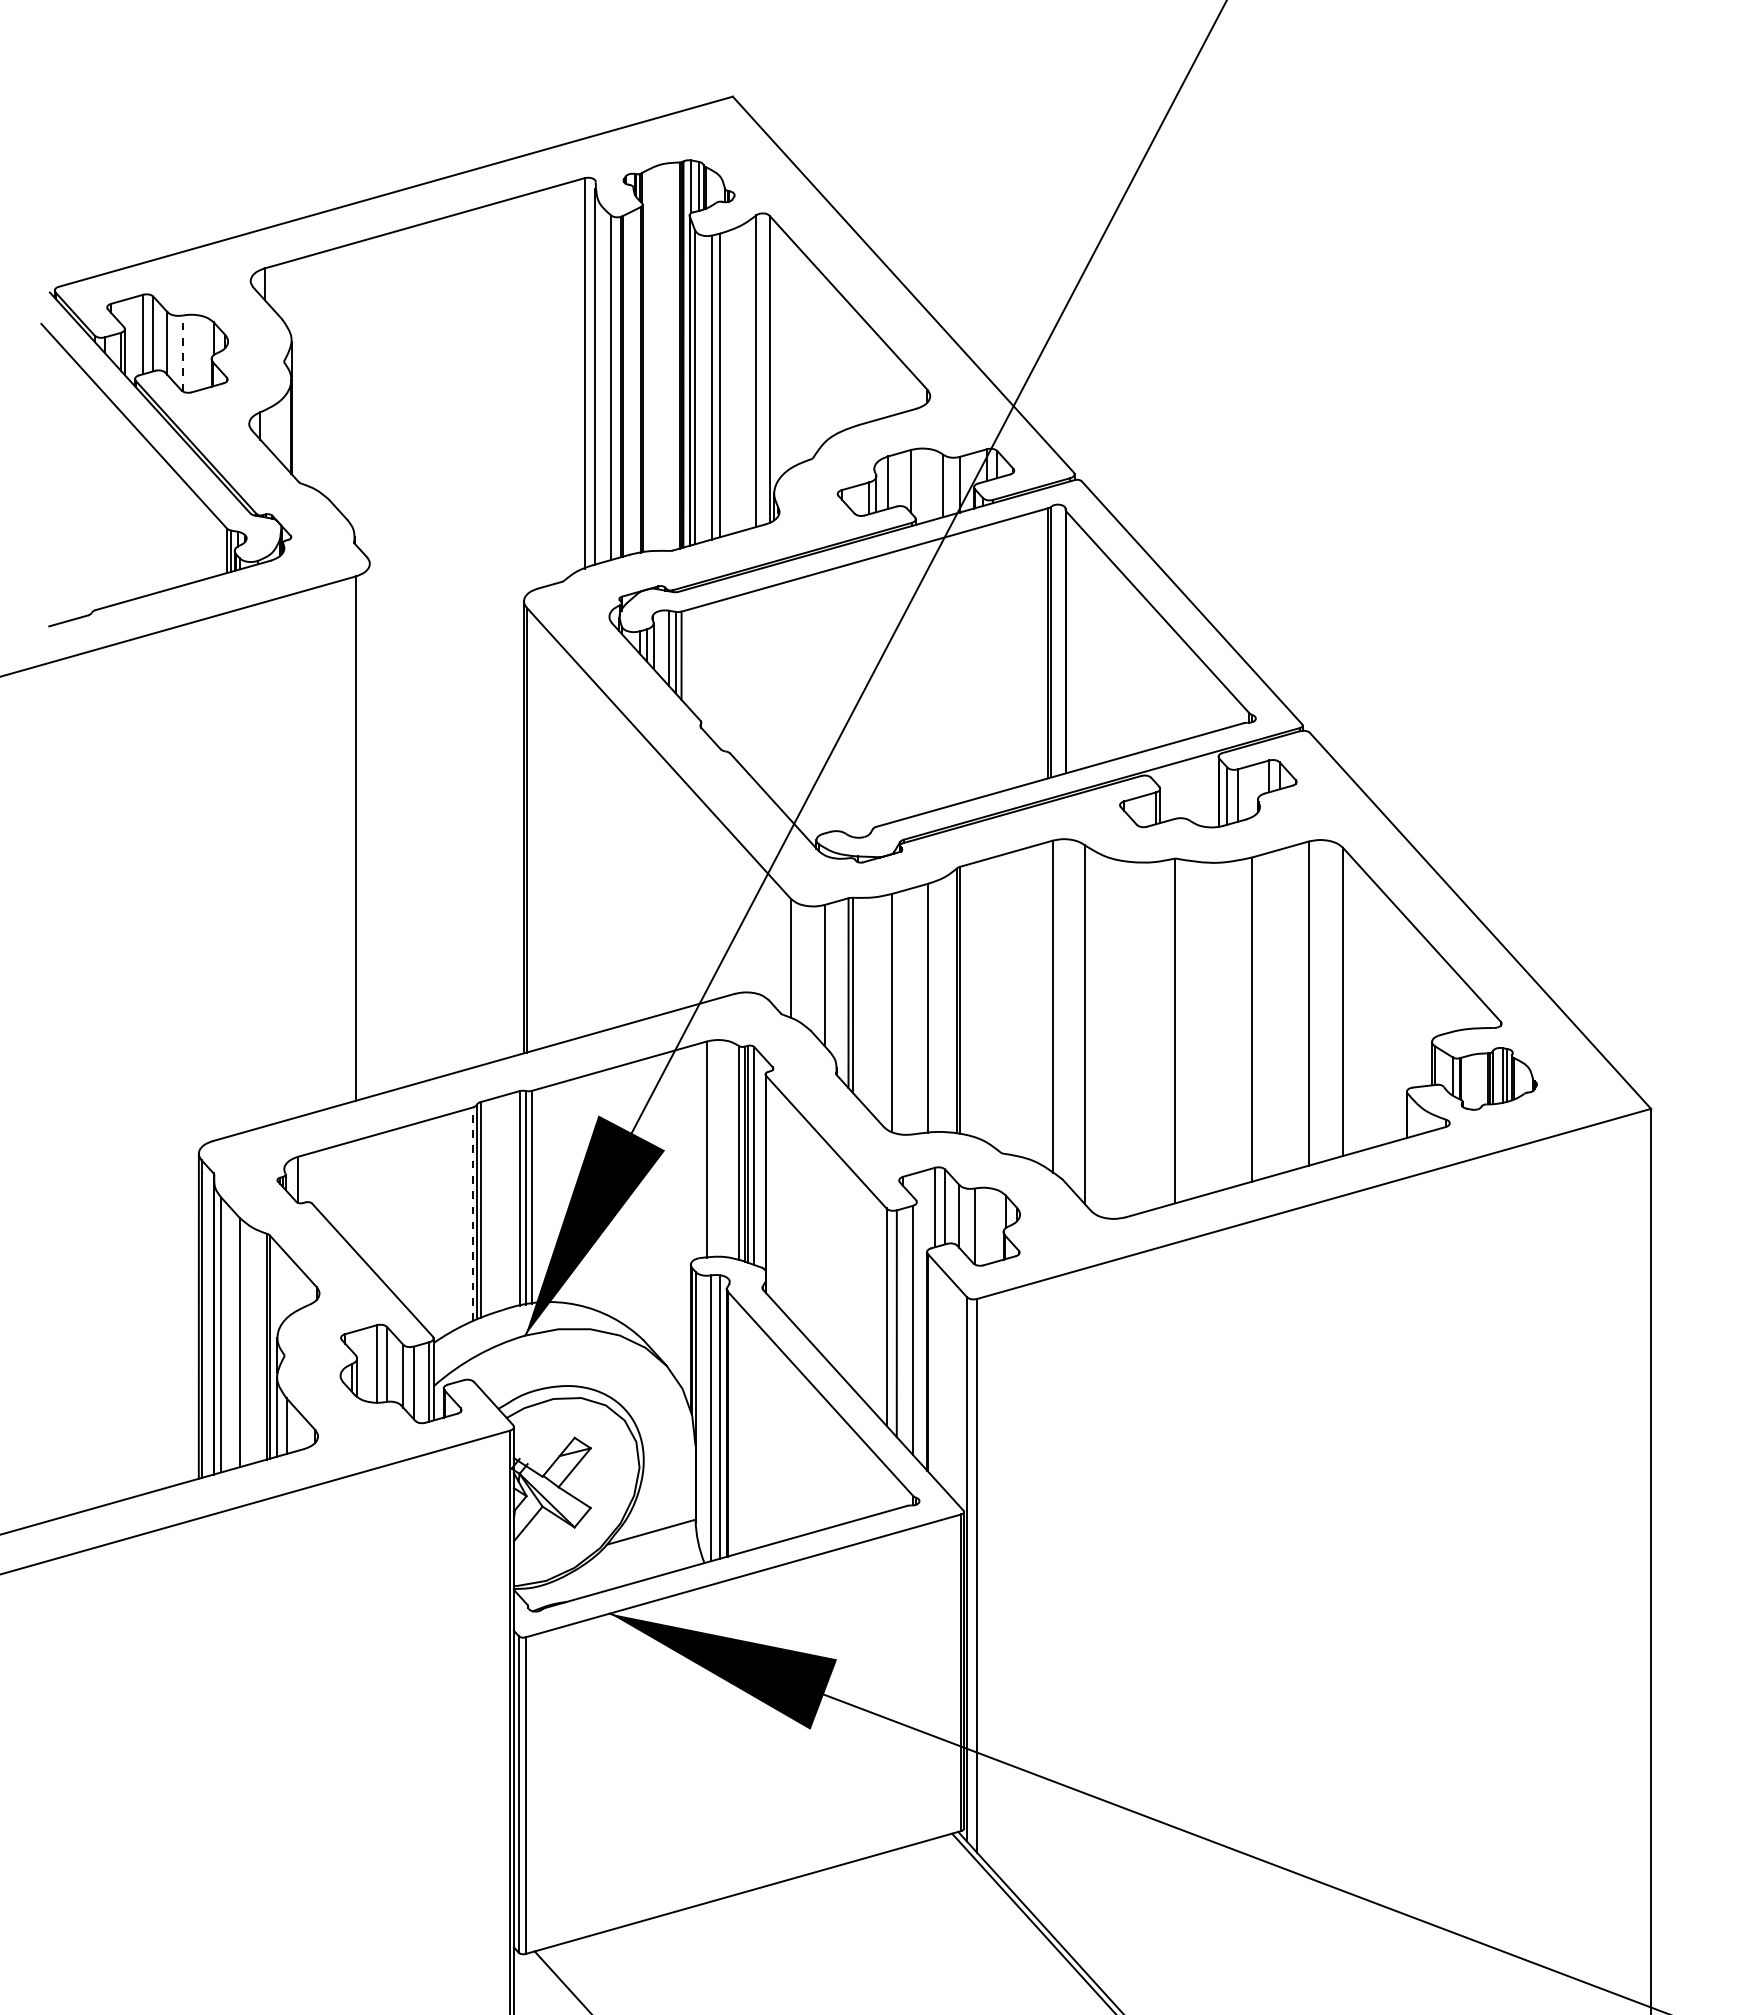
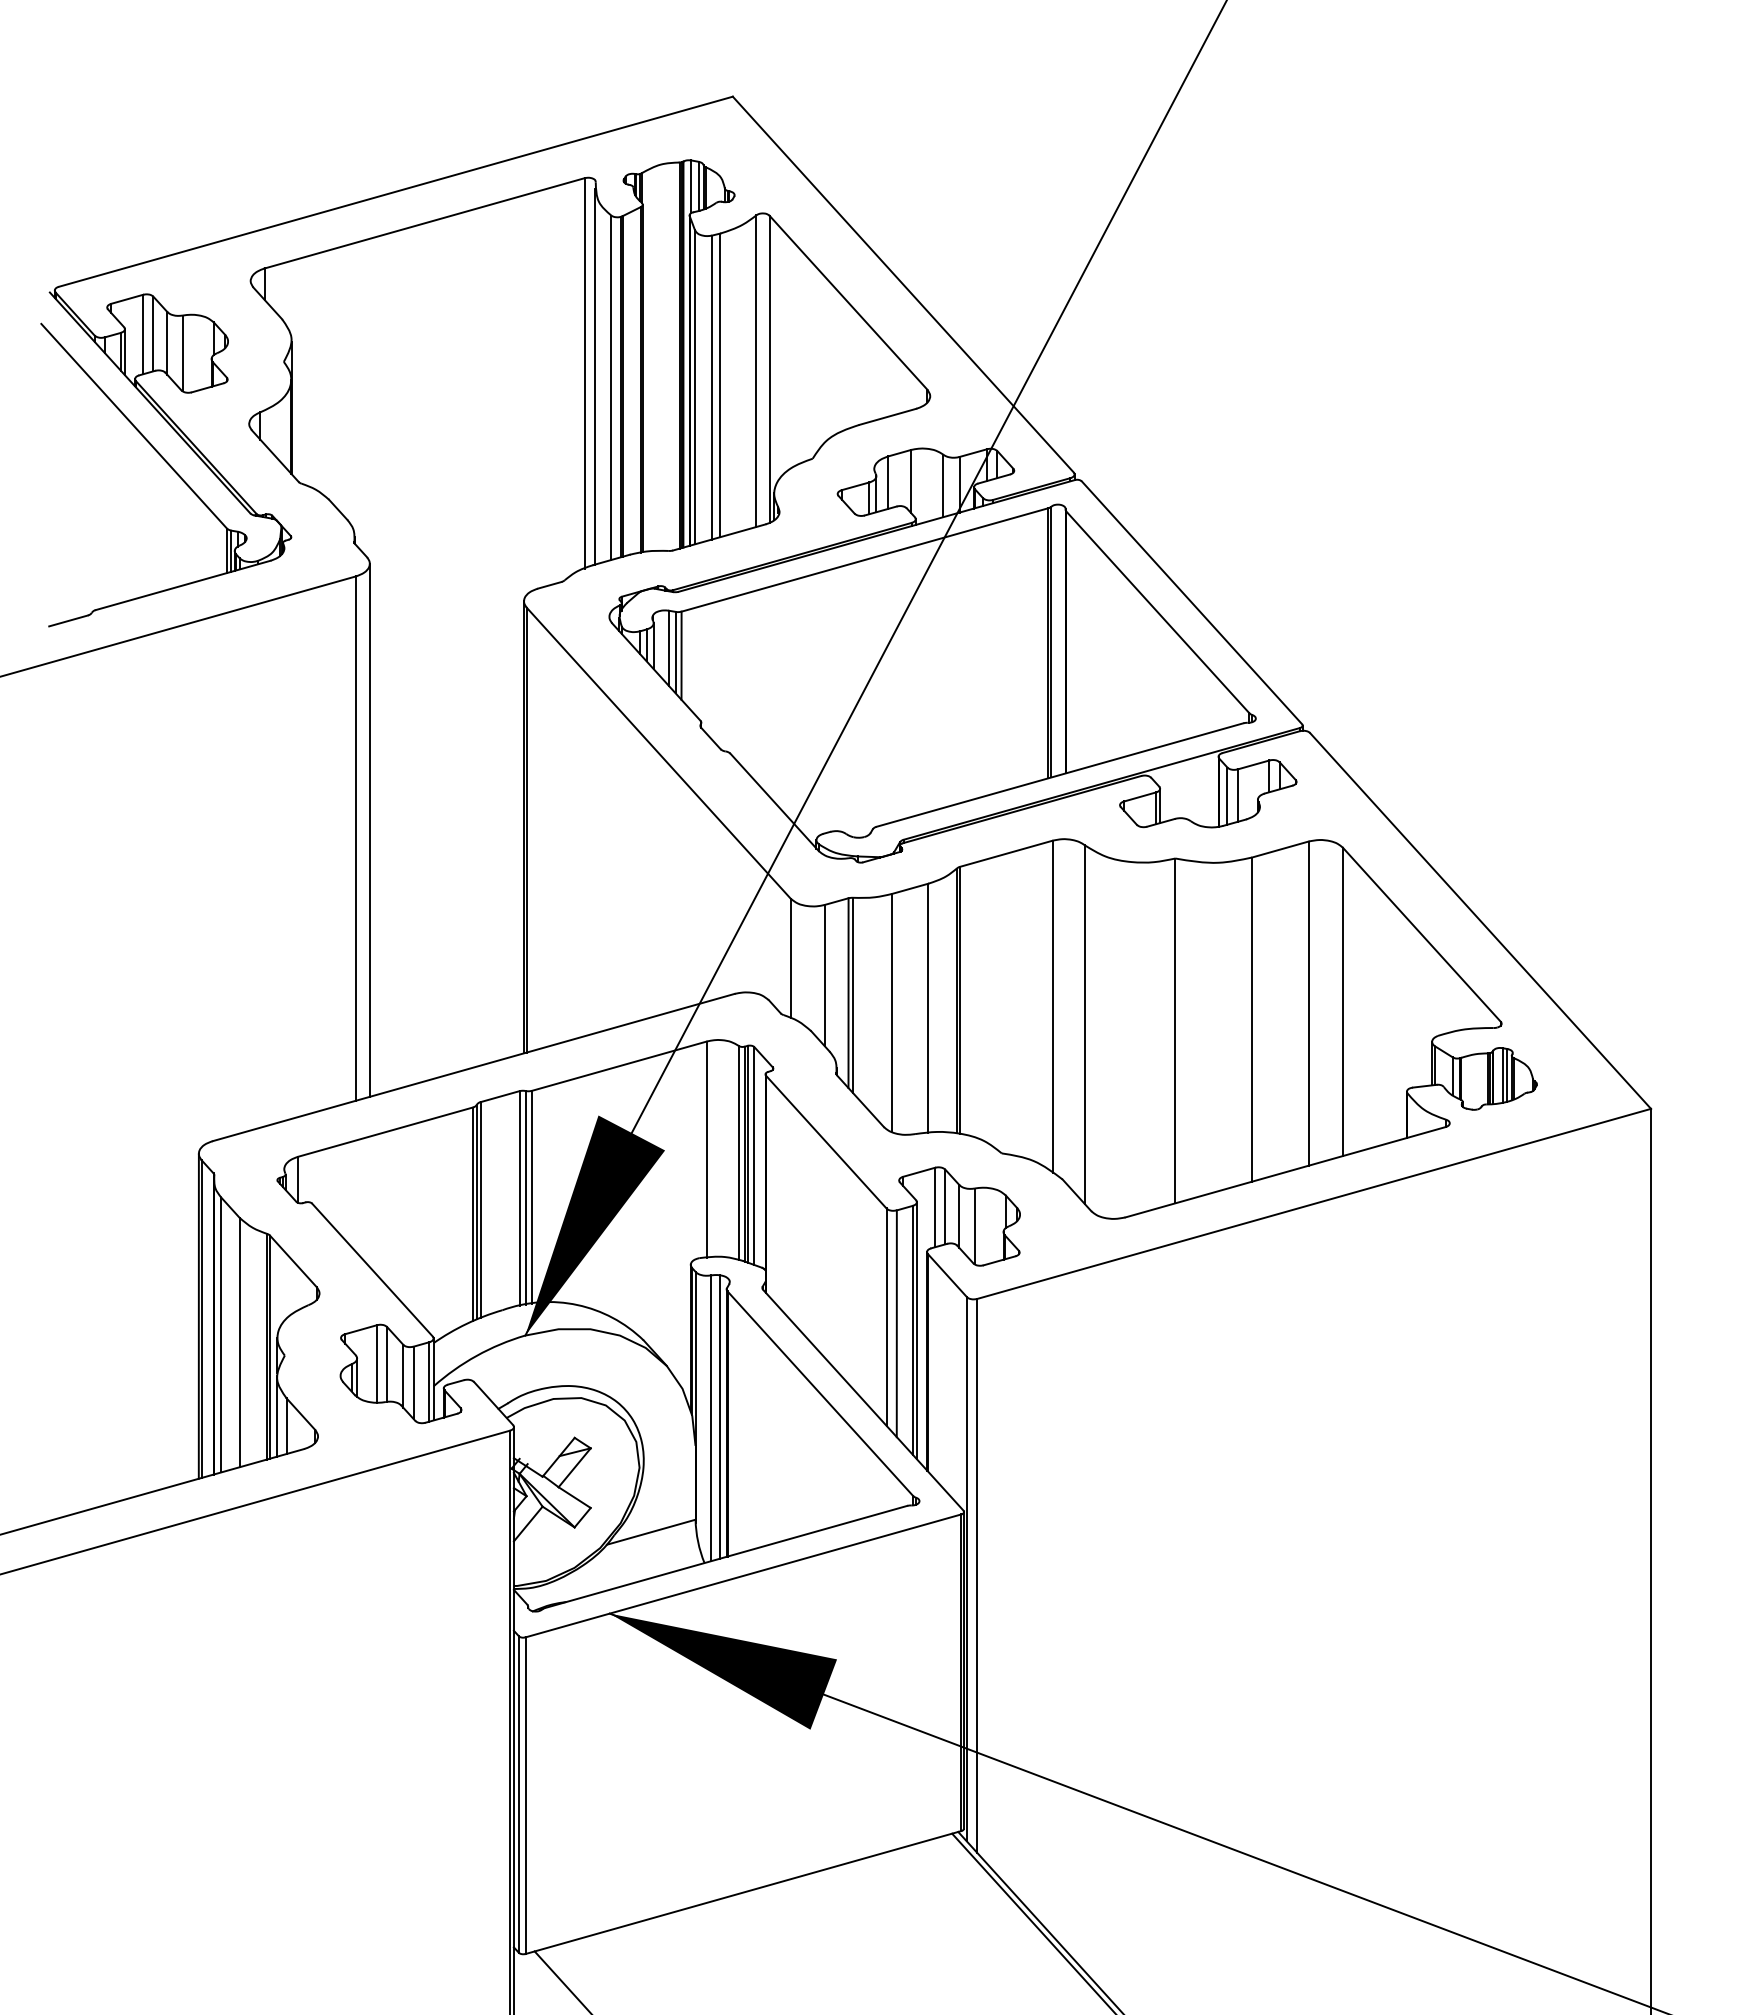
line: dashed -> solid (182, 353)
line: none -> present (369, 829)
line: dashed -> solid (472, 1214)
line: none -> present (916, 1330)
